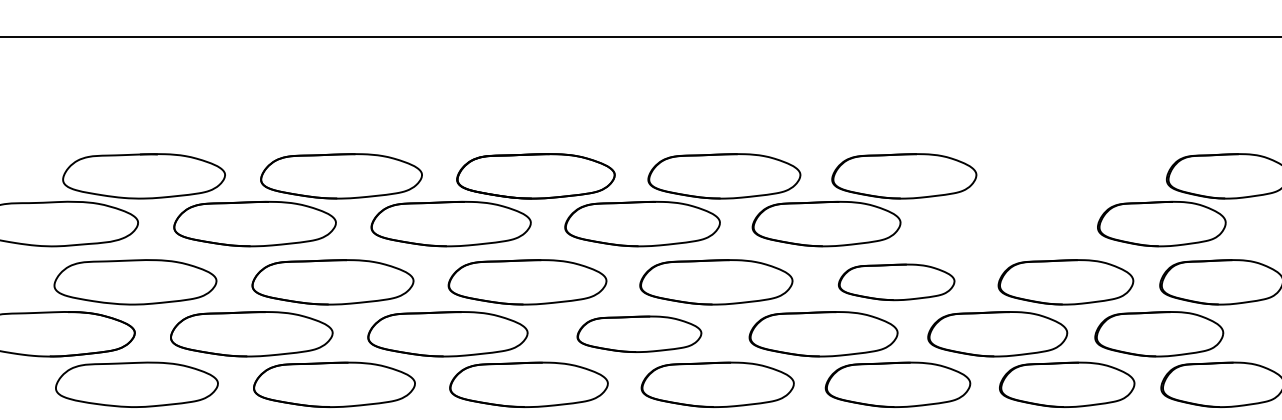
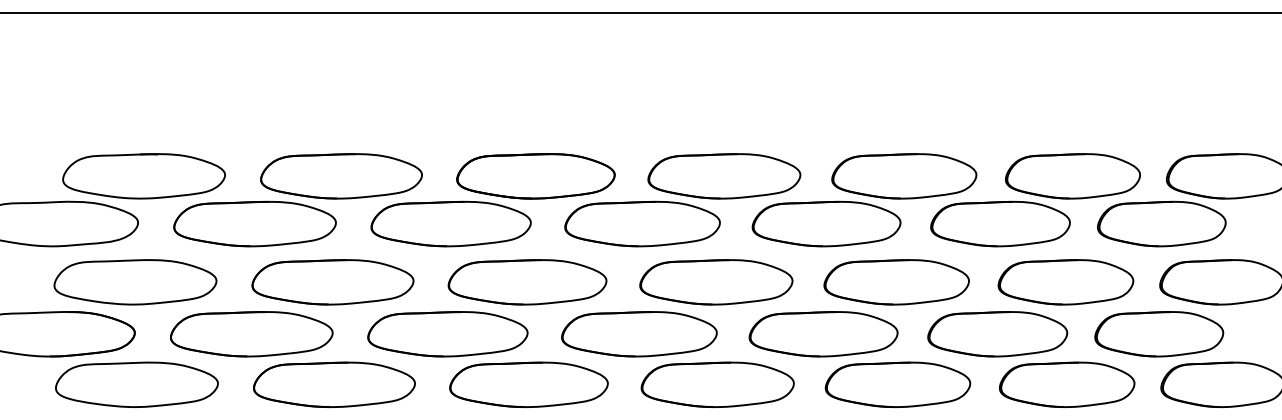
line position: (640, 36) -> (640, 12) (640, 12)
part: none -> present (1035, 200)
part size: 118x39 px -> 147x47 px (896, 282)
part size: 127x38 px -> 157x47 px (639, 334)
